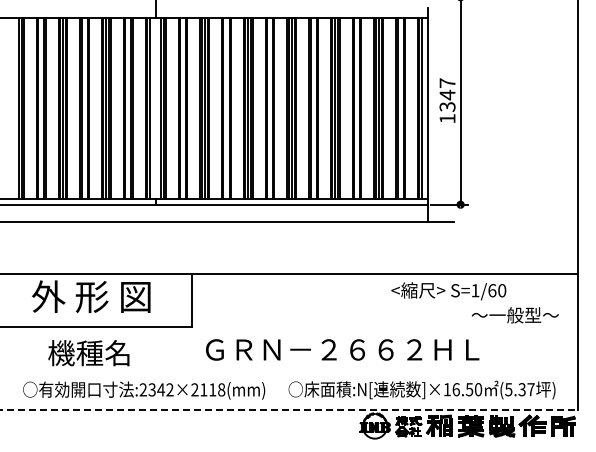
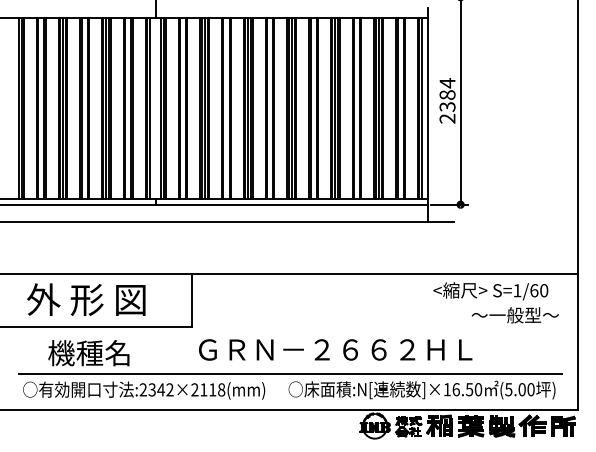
text: 1347 -> 2384 (447, 100)
text position: (448, 291) -> (490, 291) (490, 291)
text position: (91, 296) -> (86, 299) (86, 299)
text position: (342, 349) -> (335, 349) (335, 349)
line: none -> present (290, 374)
text: (5.37 -> (5.00 (526, 389)
line: dashed -> solid (289, 410)
